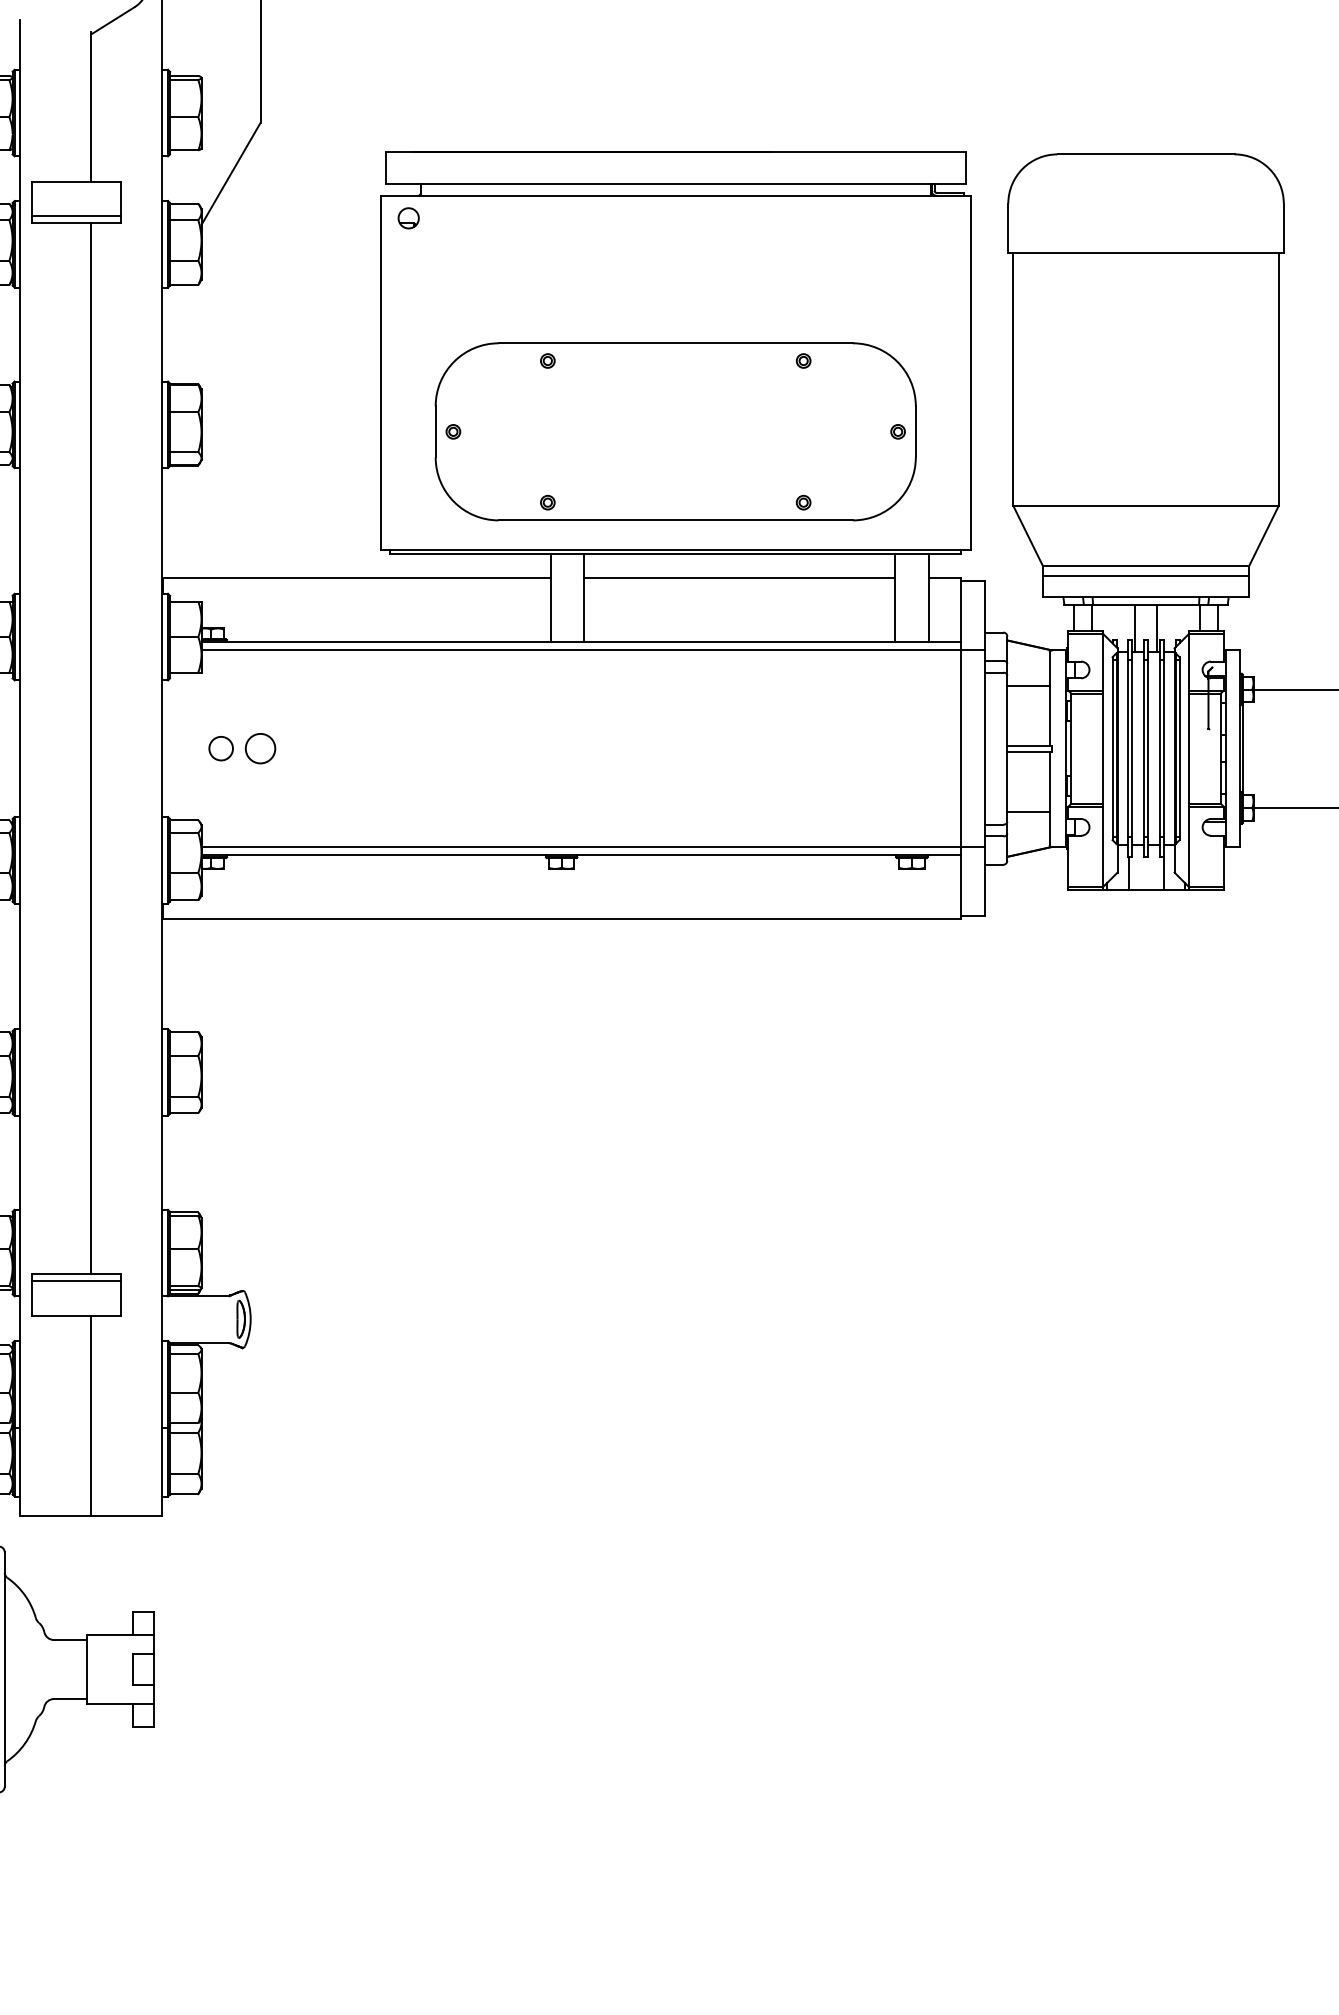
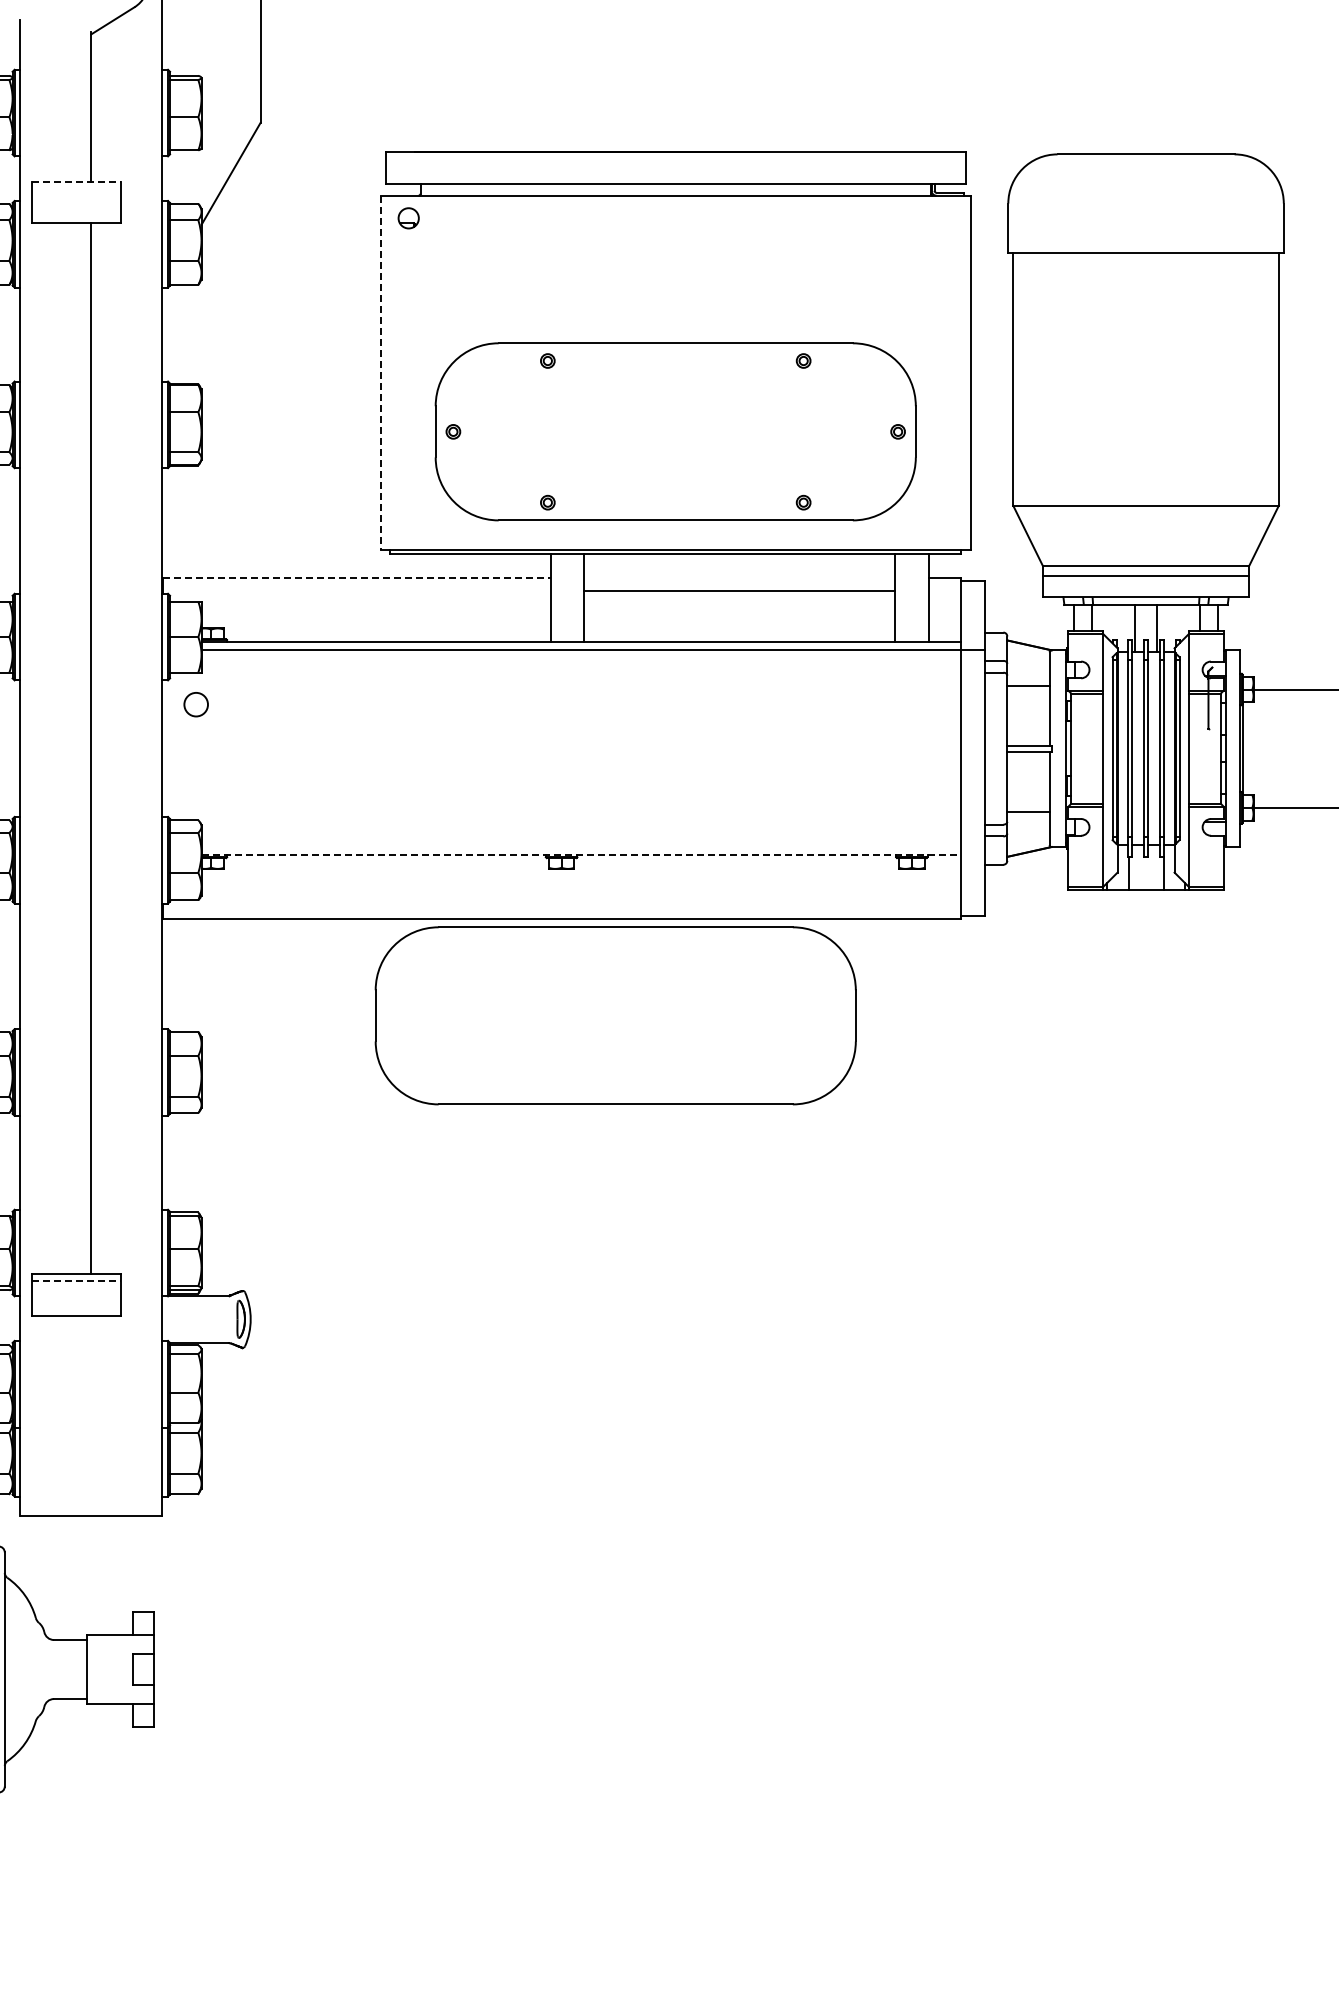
line: solid -> dashed (77, 181)
line: present -> none (76, 216)
line: solid -> dashed (380, 373)
line: solid -> dashed (356, 578)
line position: (739, 578) -> (739, 591) (739, 591)
circle position: (220, 748) -> (195, 704) (195, 704)
circle: present -> none (260, 748)
line: present -> none (592, 847)
line: solid -> dashed (581, 854)
part: none -> present (615, 1015)
line: solid -> dashed (77, 1280)
line: present -> none (91, 1415)
